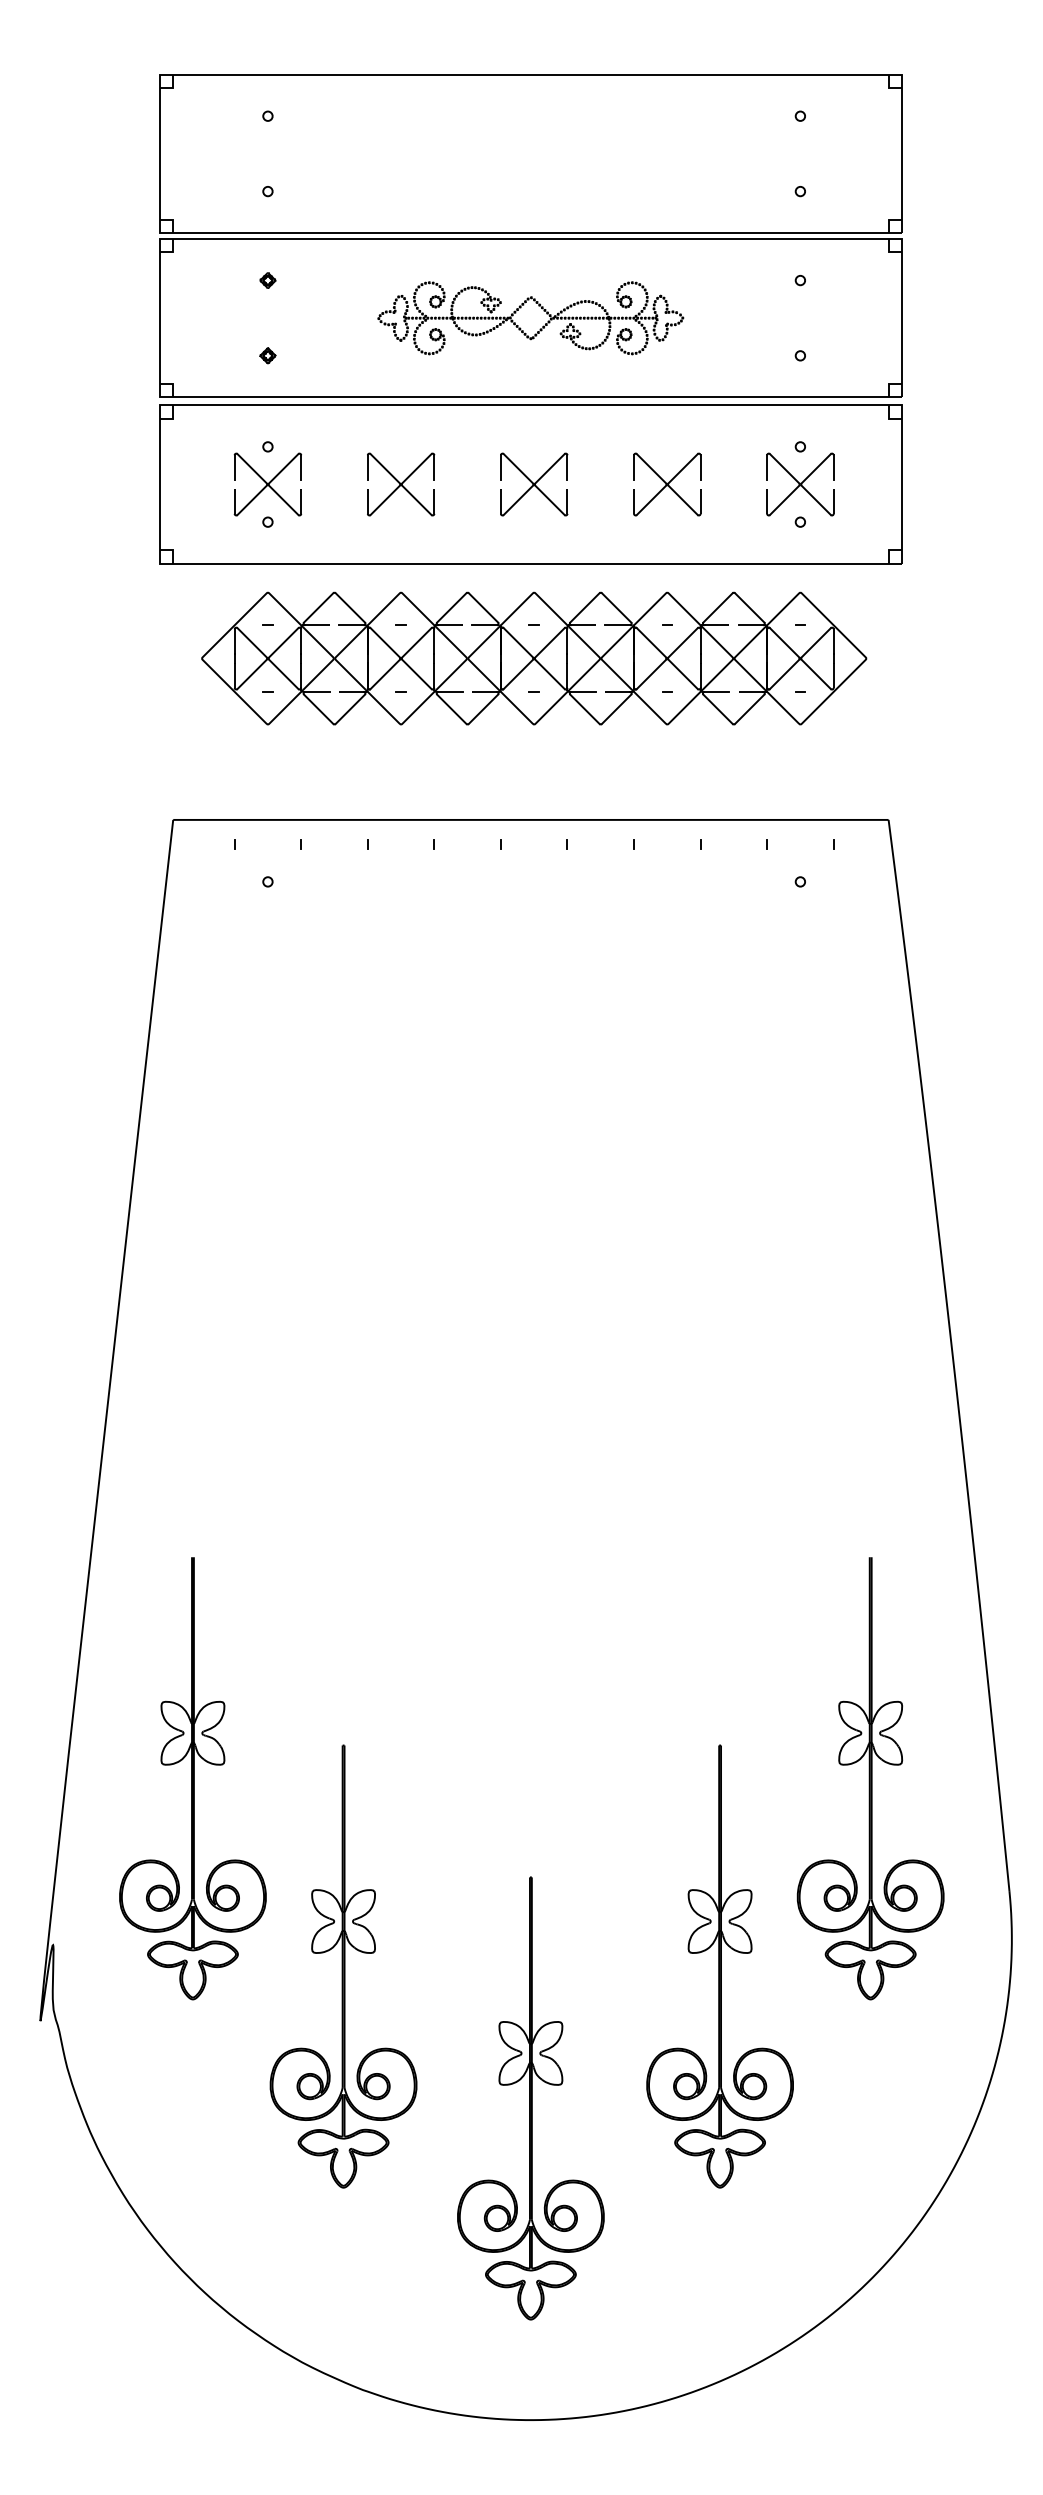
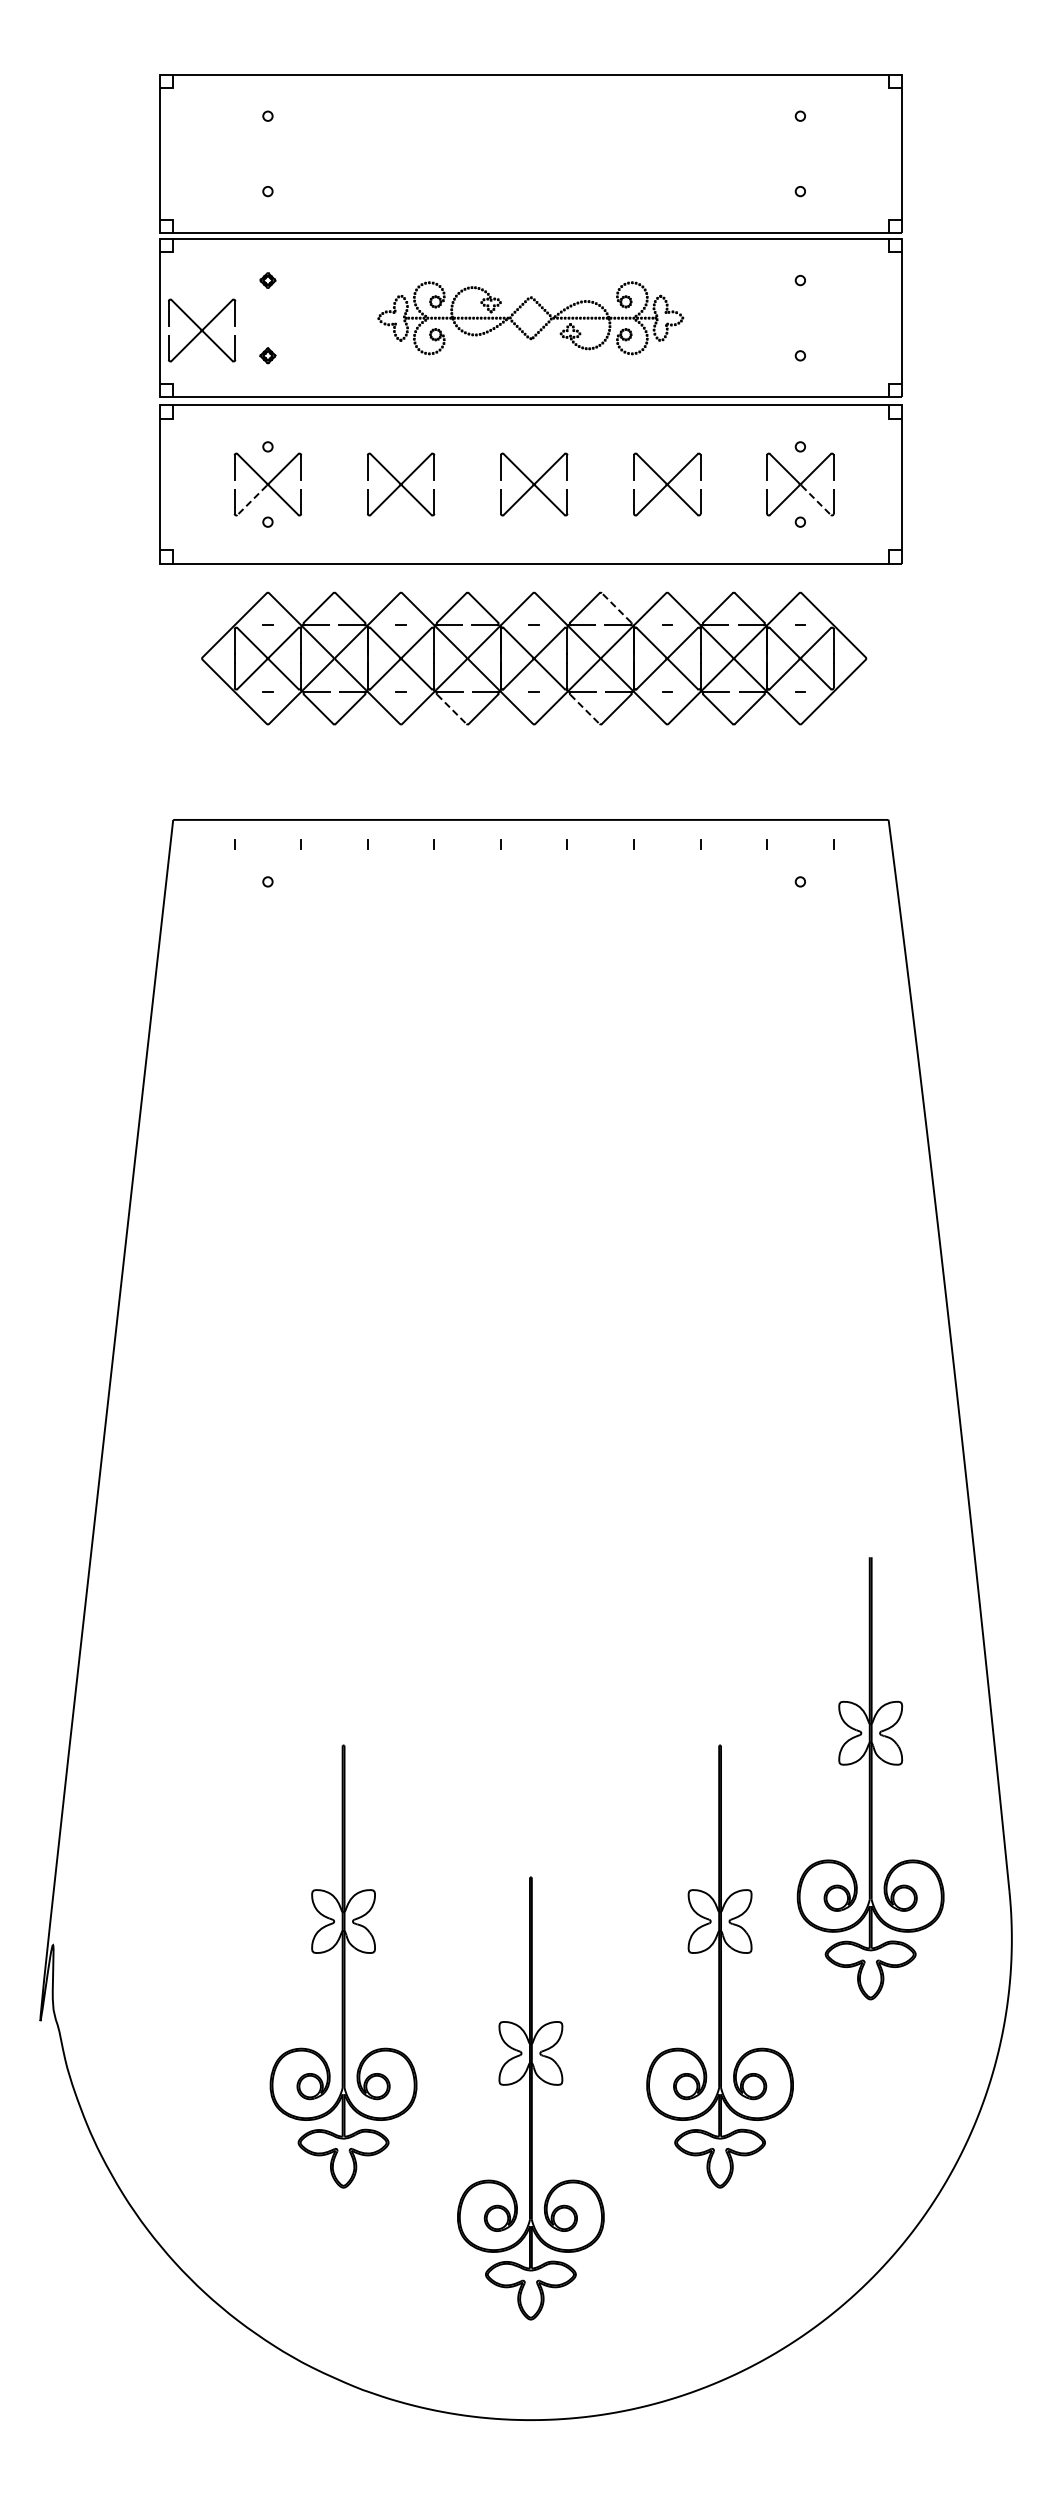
part: none -> present (202, 330)
line: solid -> dashed (252, 500)
line: solid -> dashed (816, 500)
line: solid -> dashed (616, 607)
line: solid -> dashed (451, 709)
line: solid -> dashed (584, 709)
part: present -> none (192, 1778)
